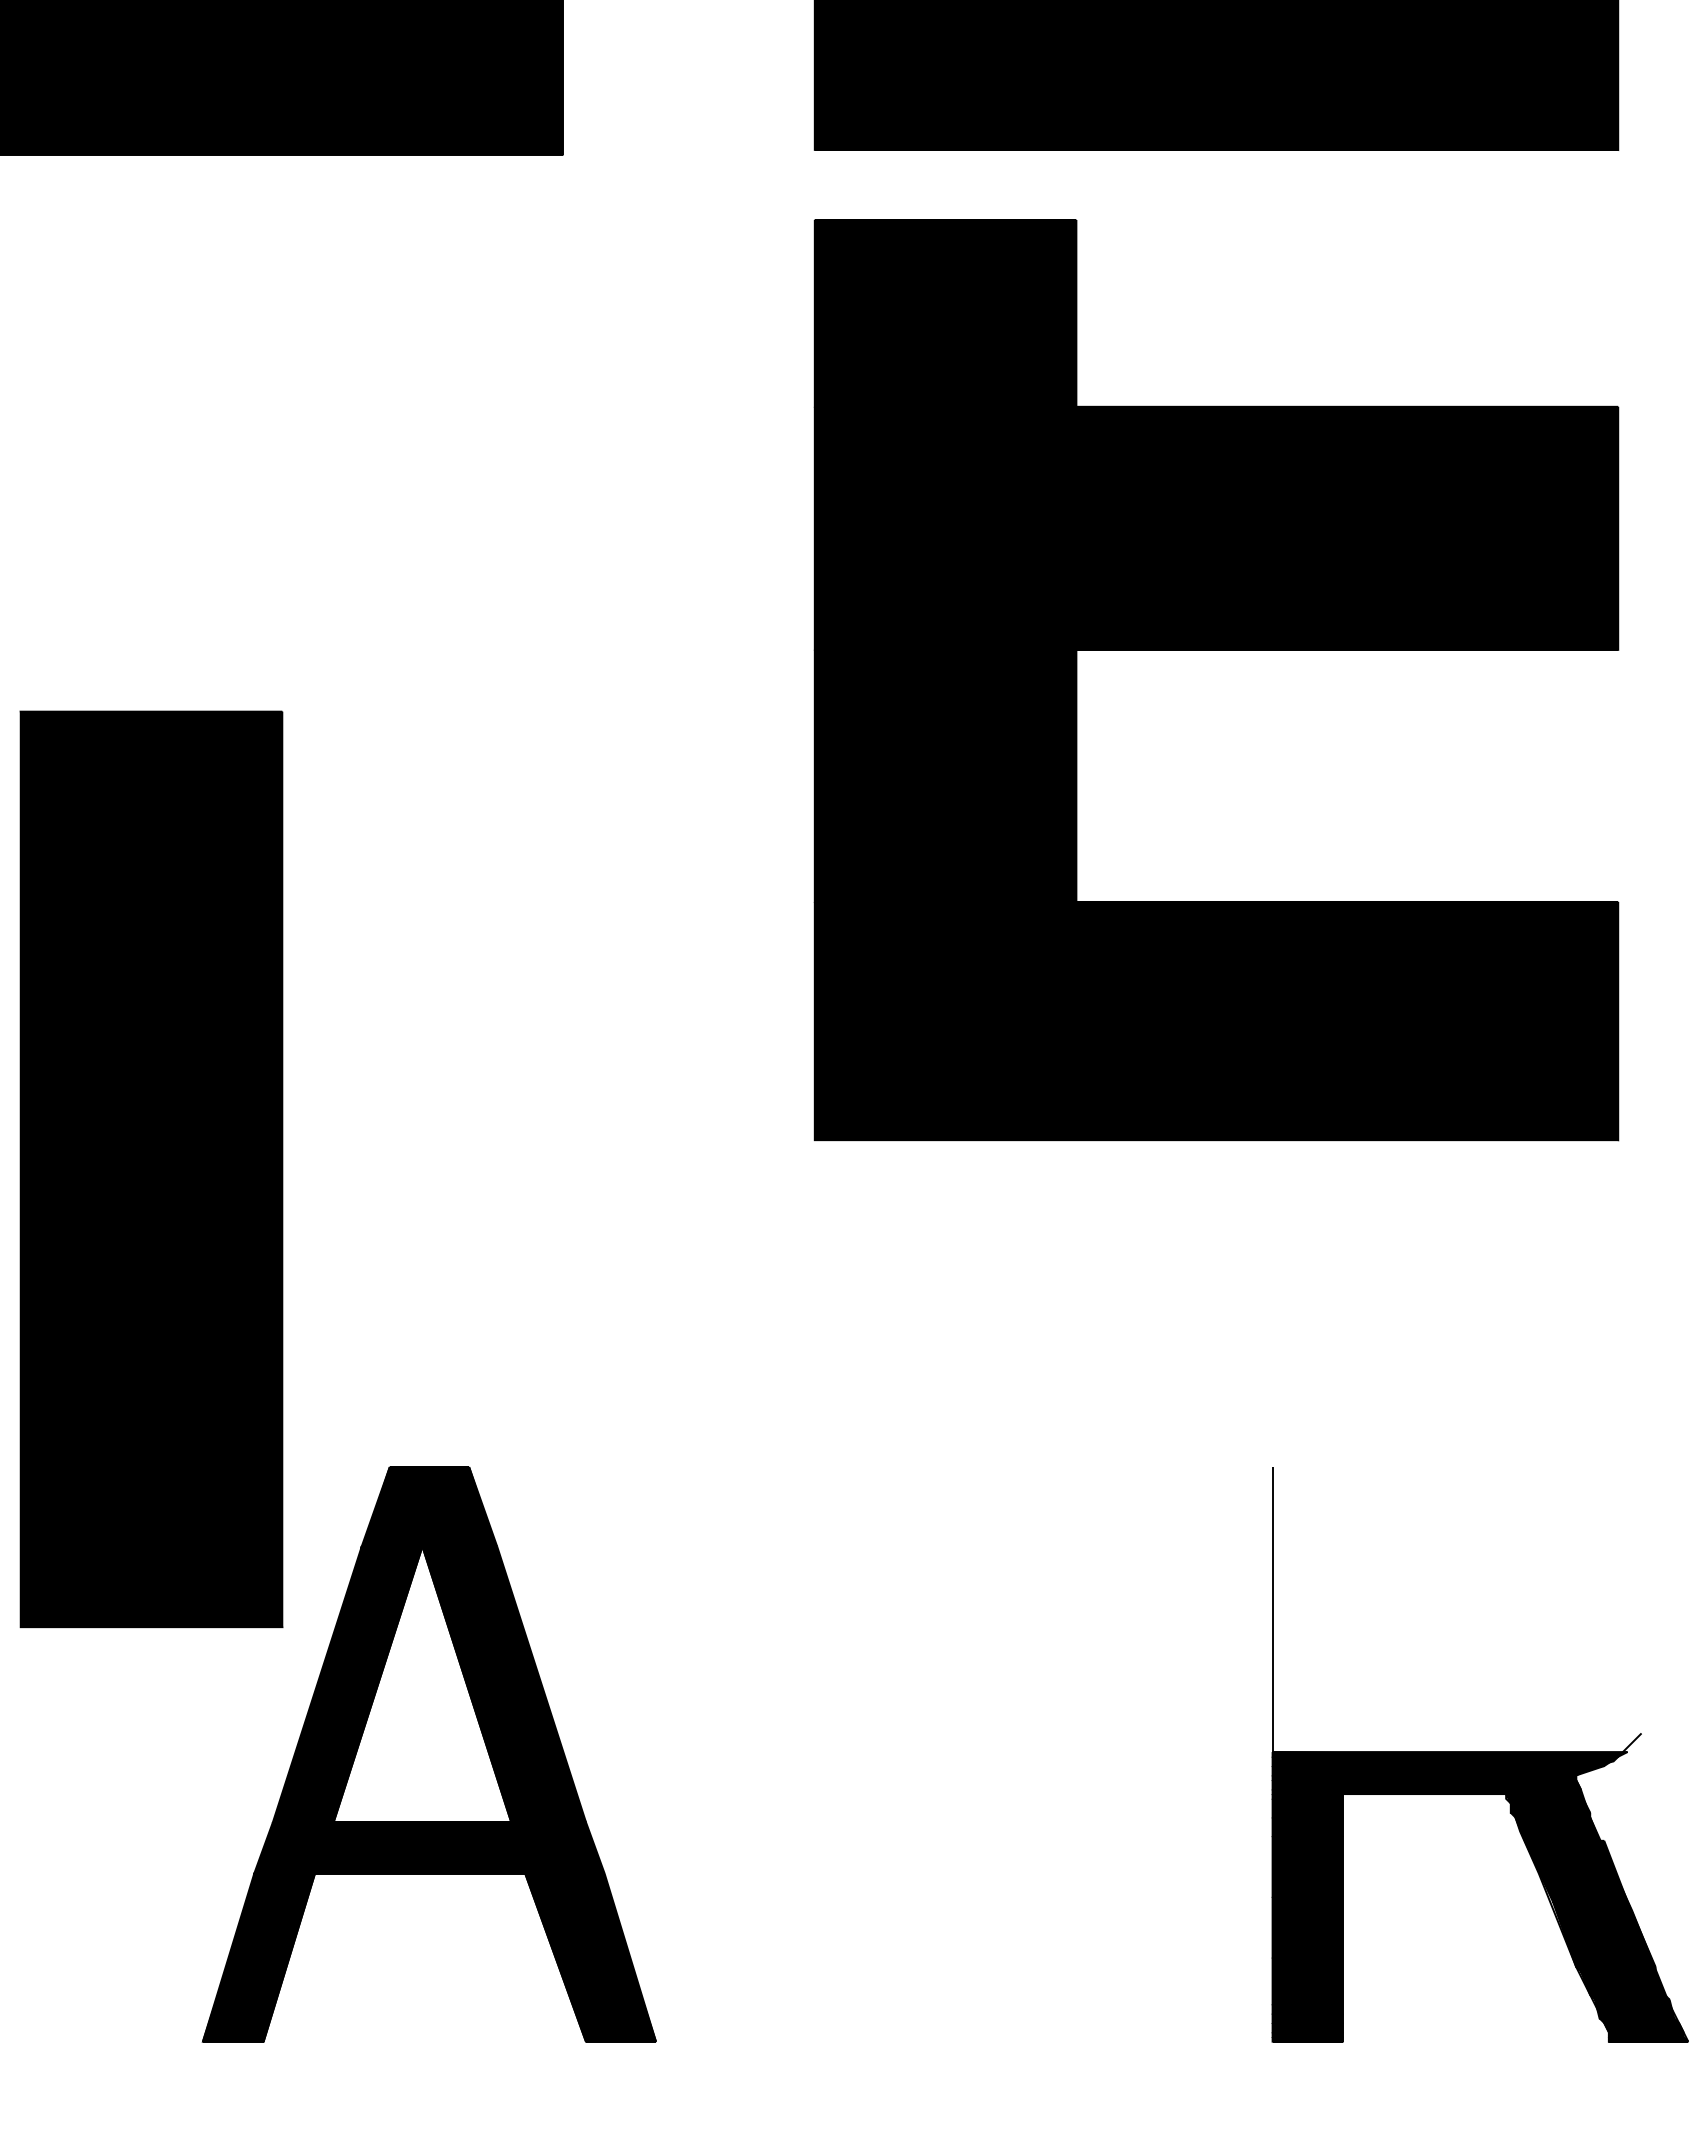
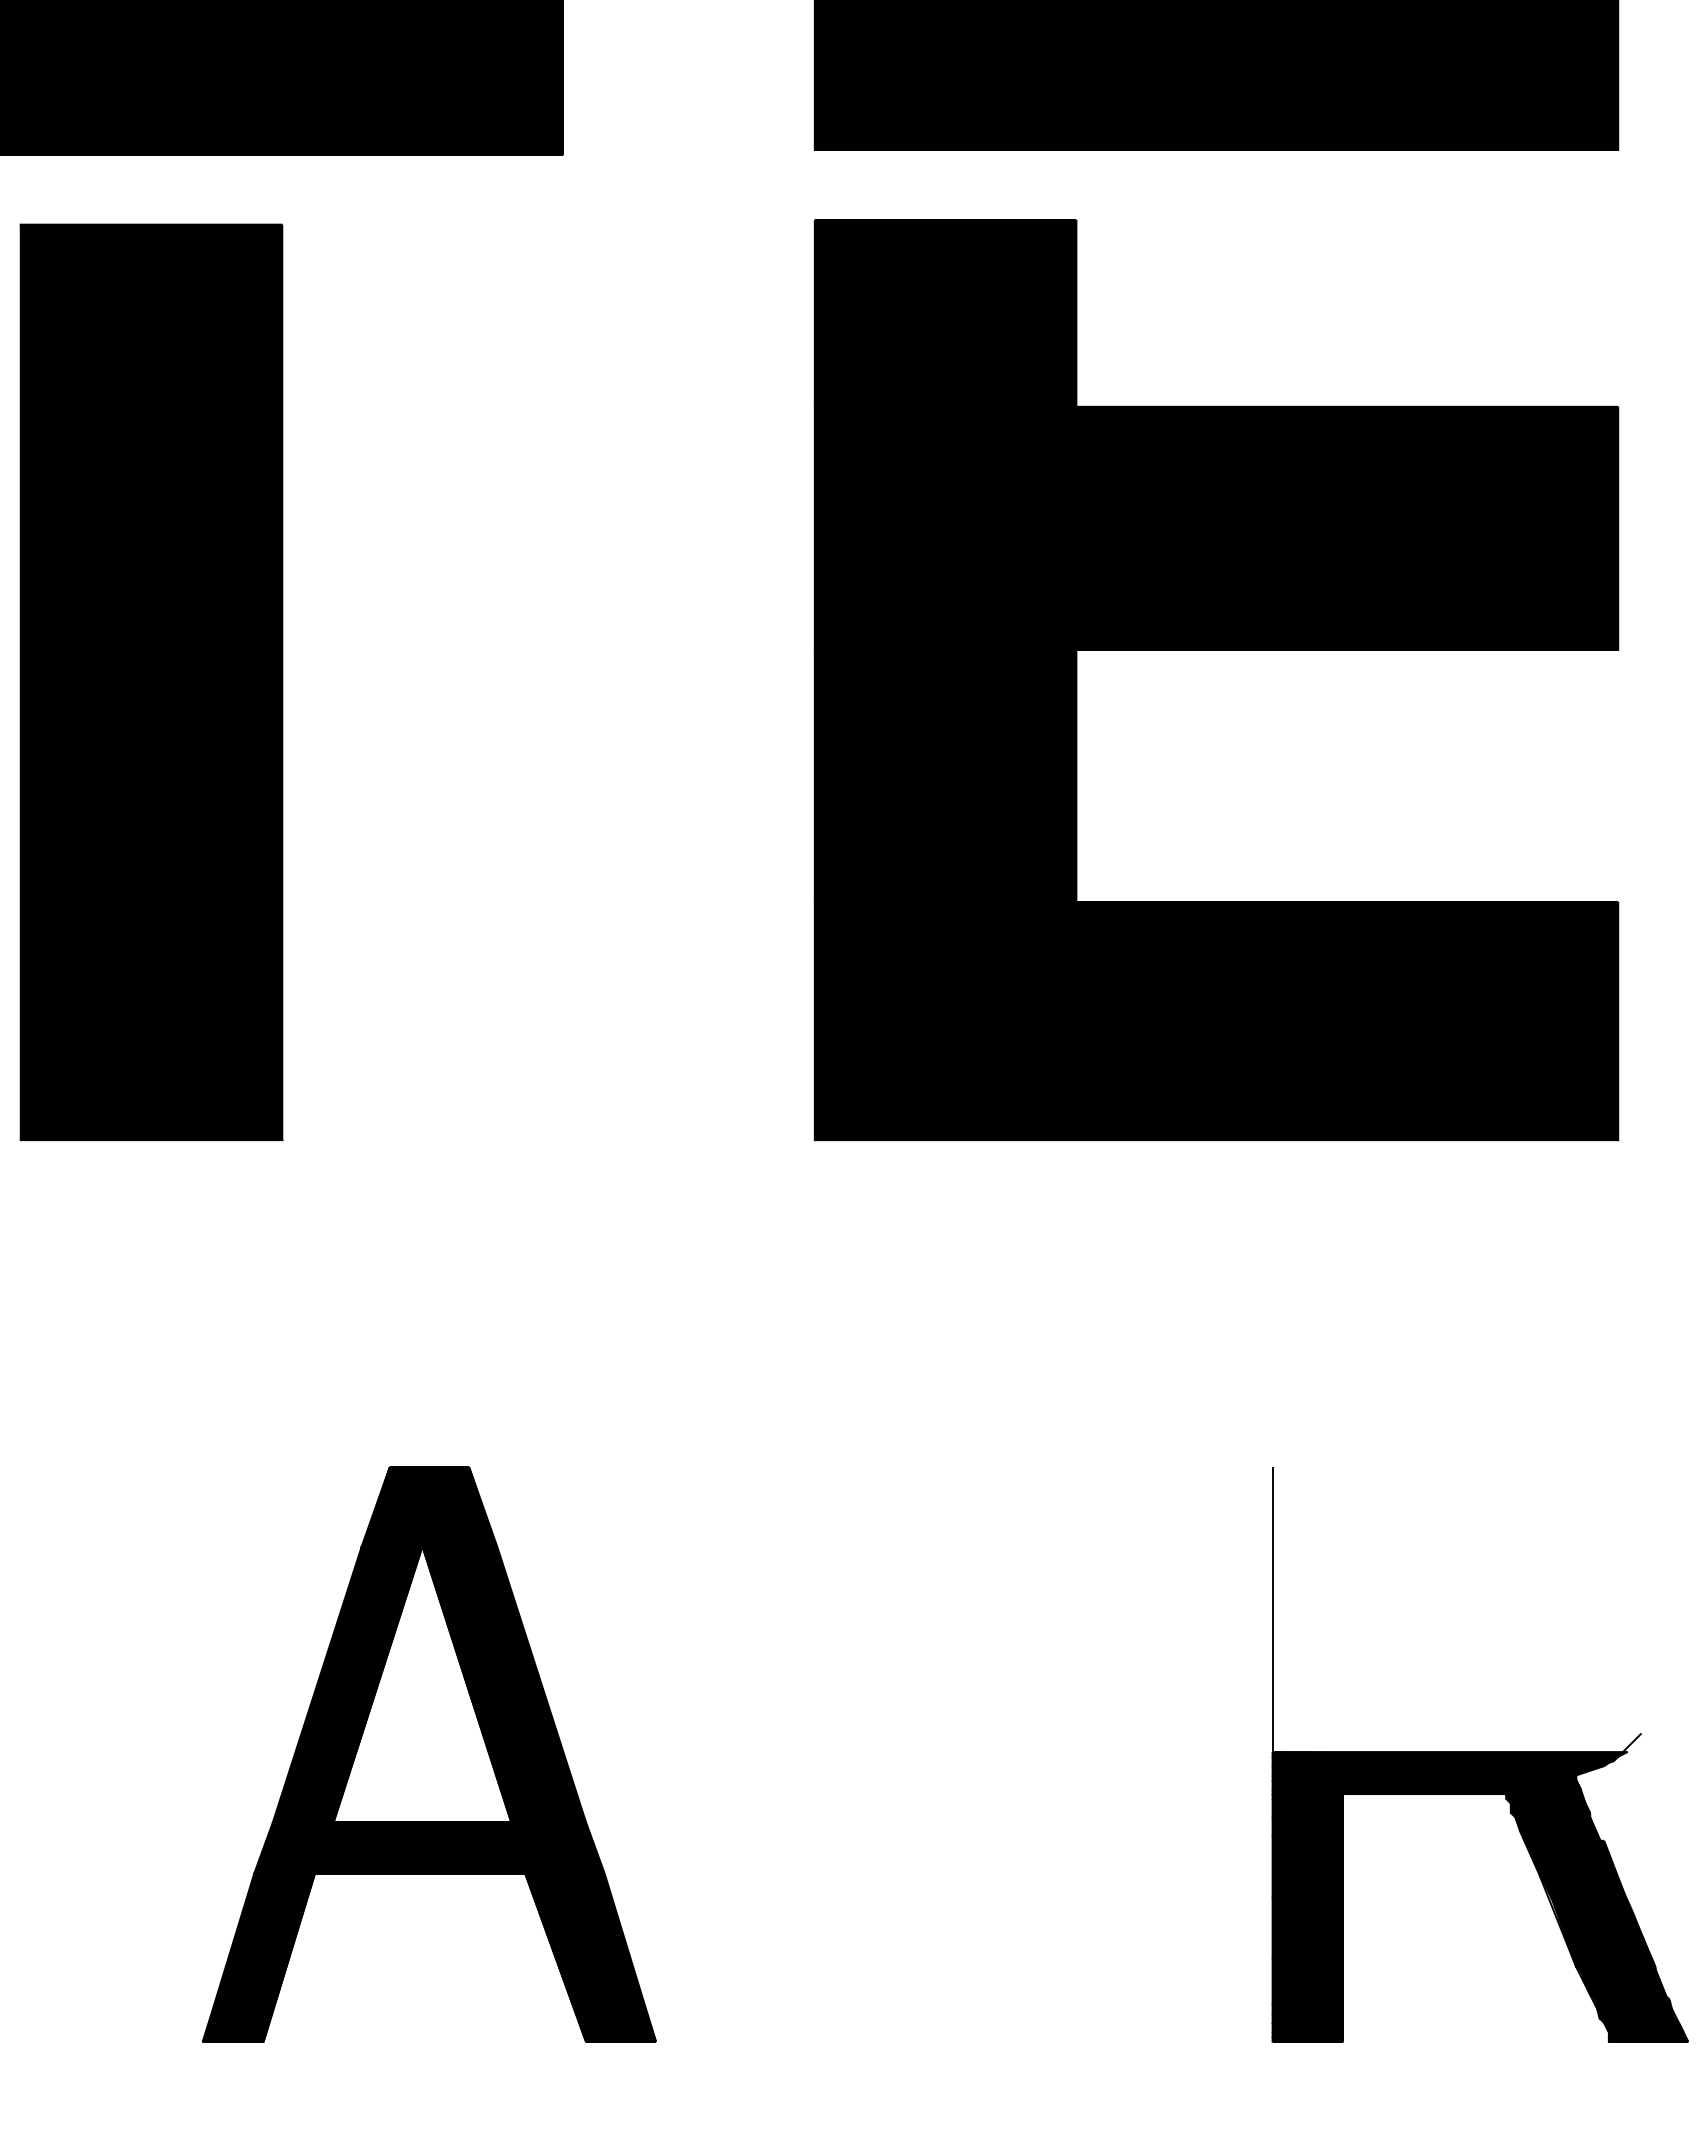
part position: (151, 1169) -> (151, 682) (151, 682)
